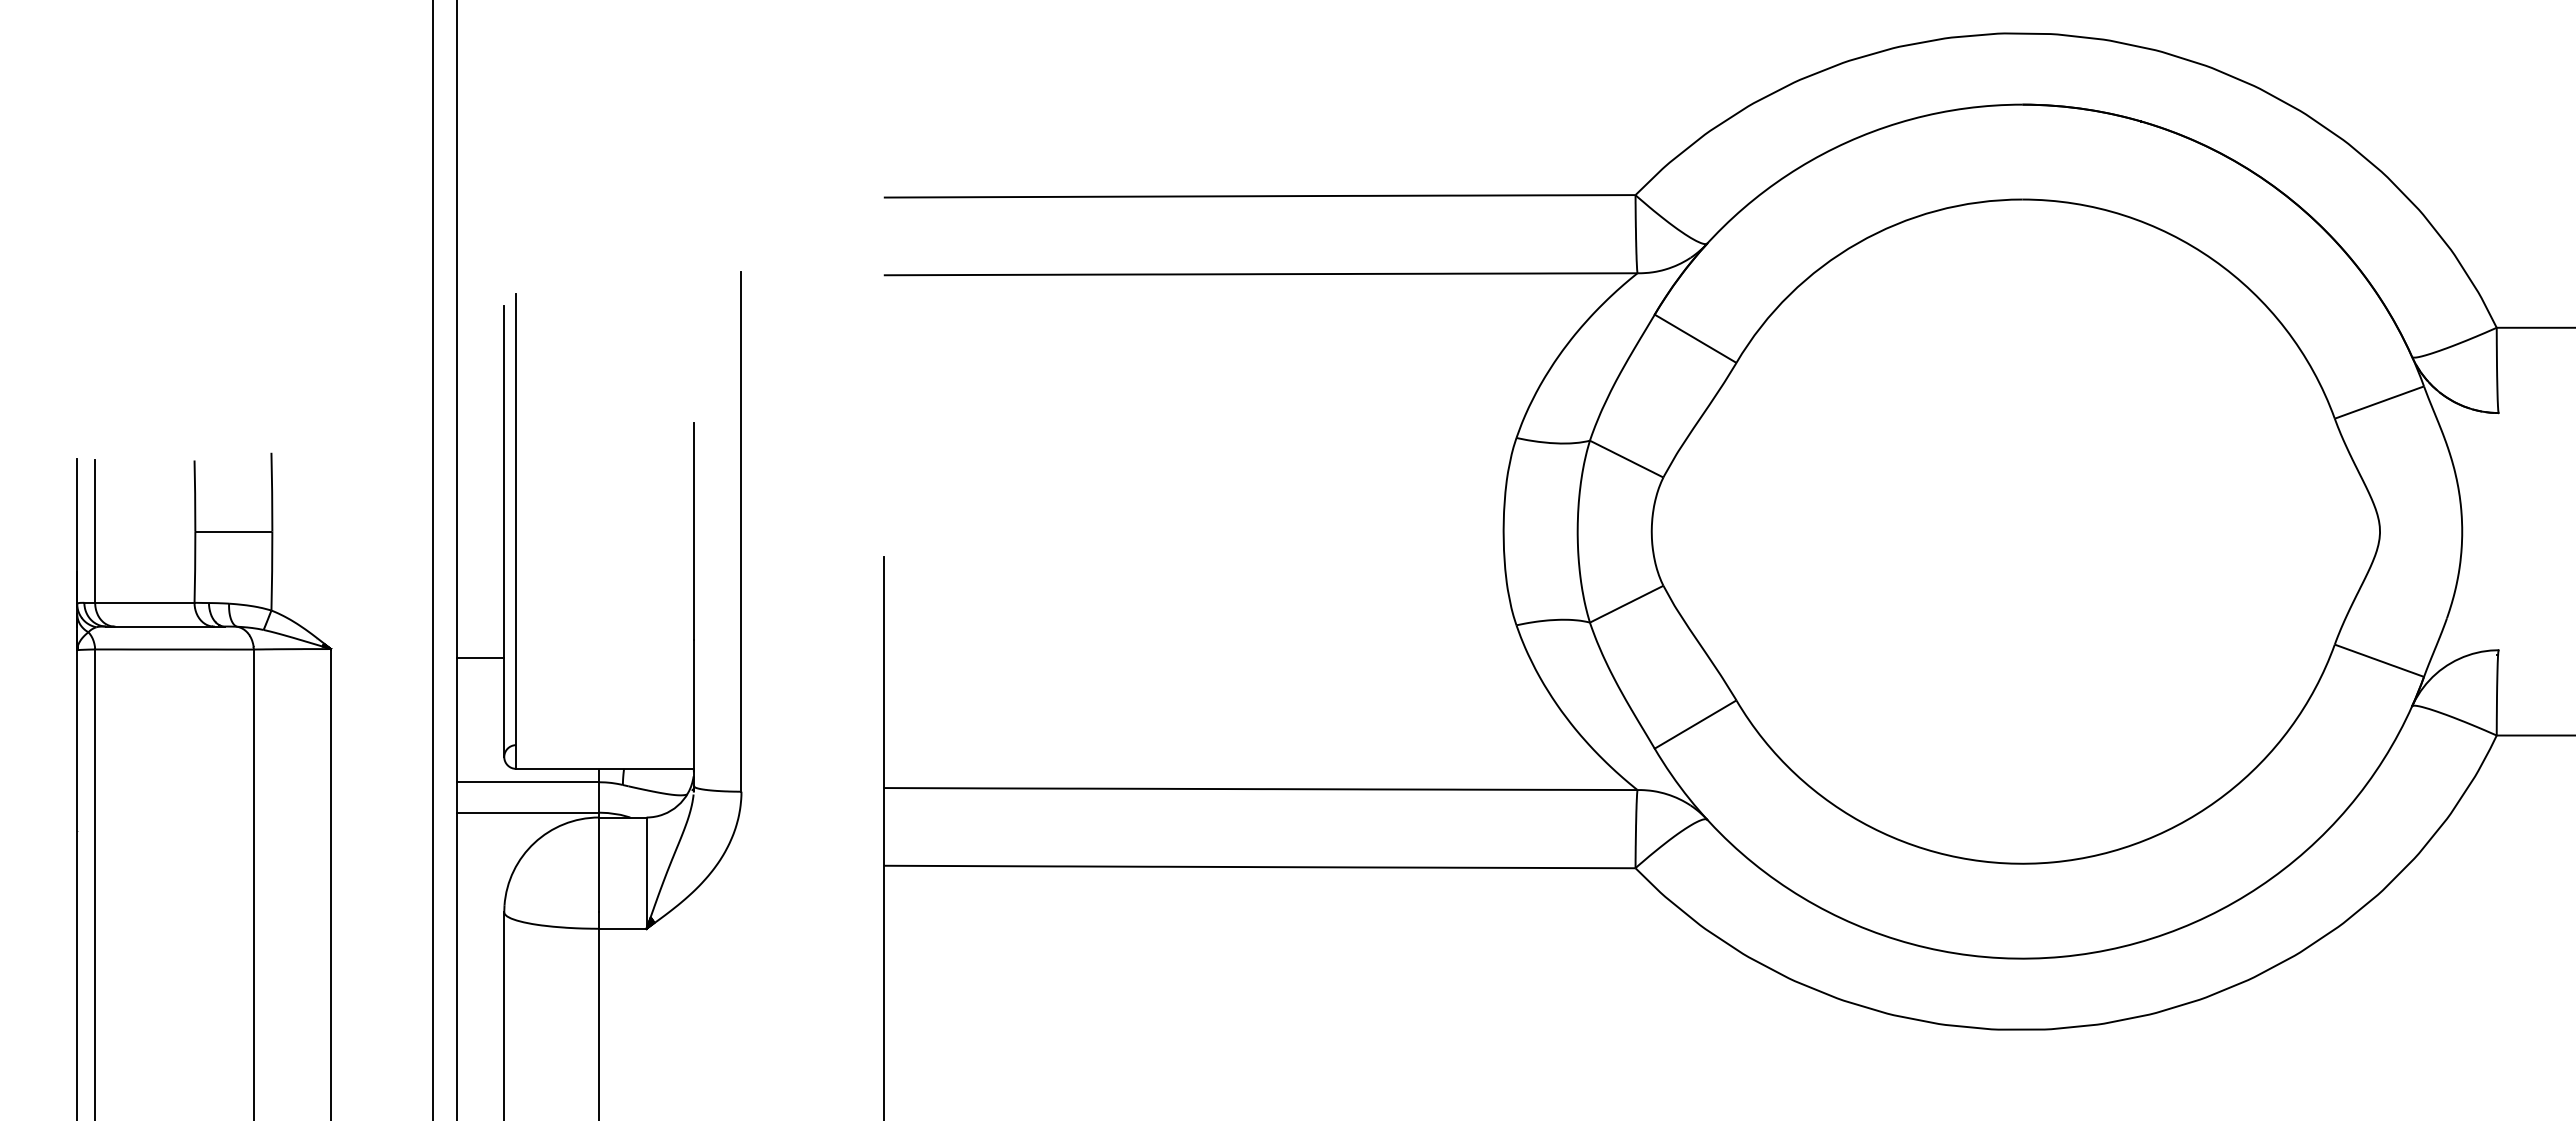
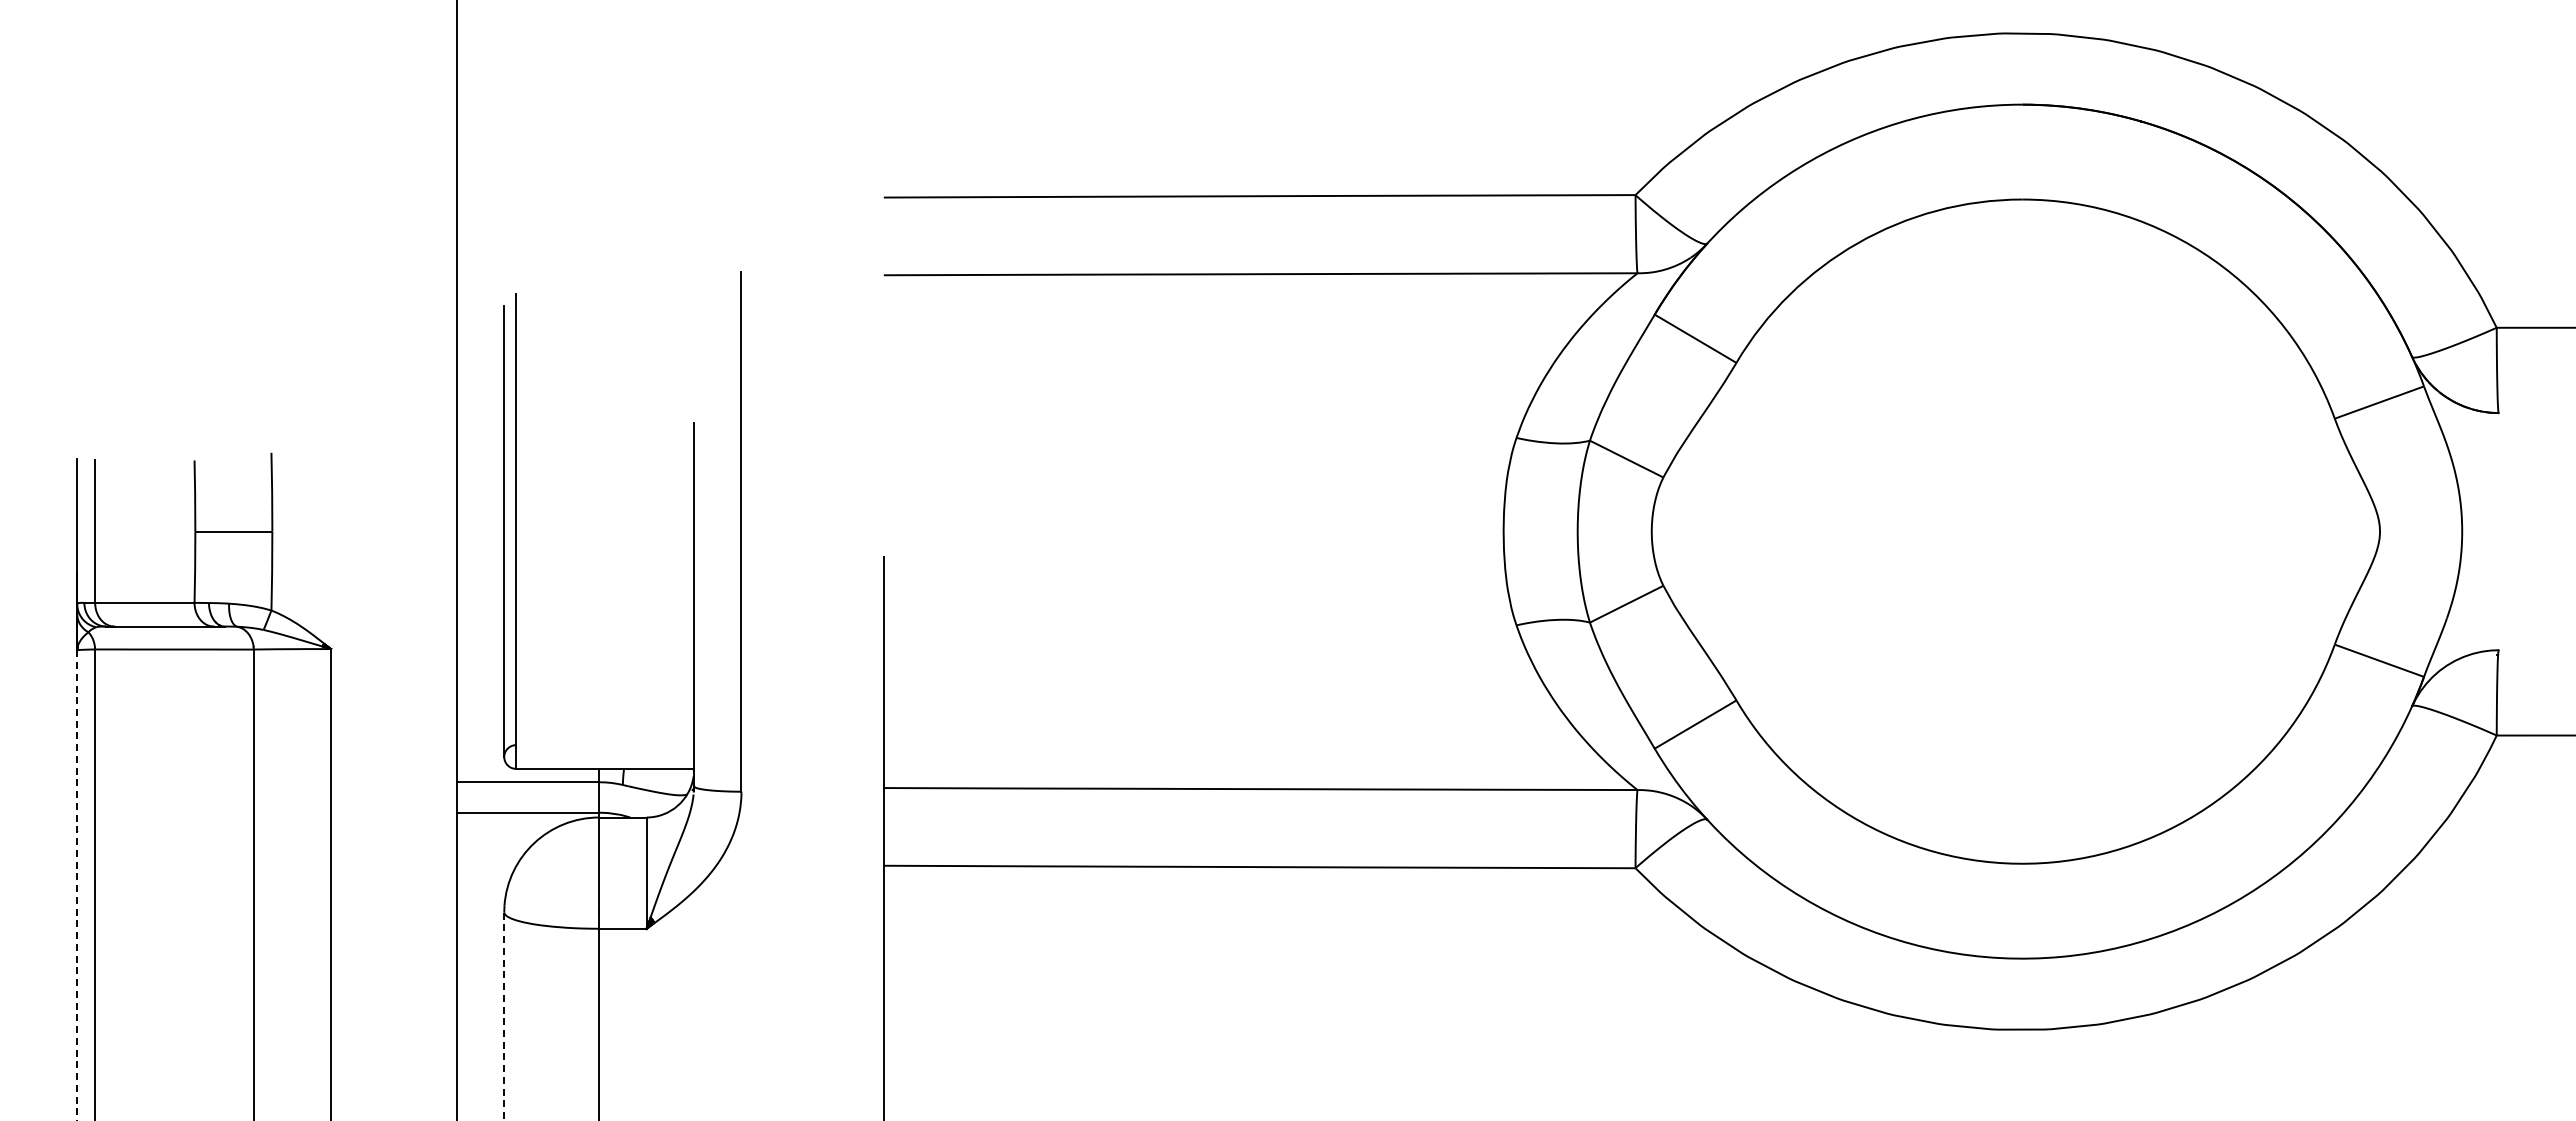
line: present -> none (433, 559)
line: present -> none (480, 657)
line: solid -> dashed (77, 886)
line: solid -> dashed (504, 1016)
